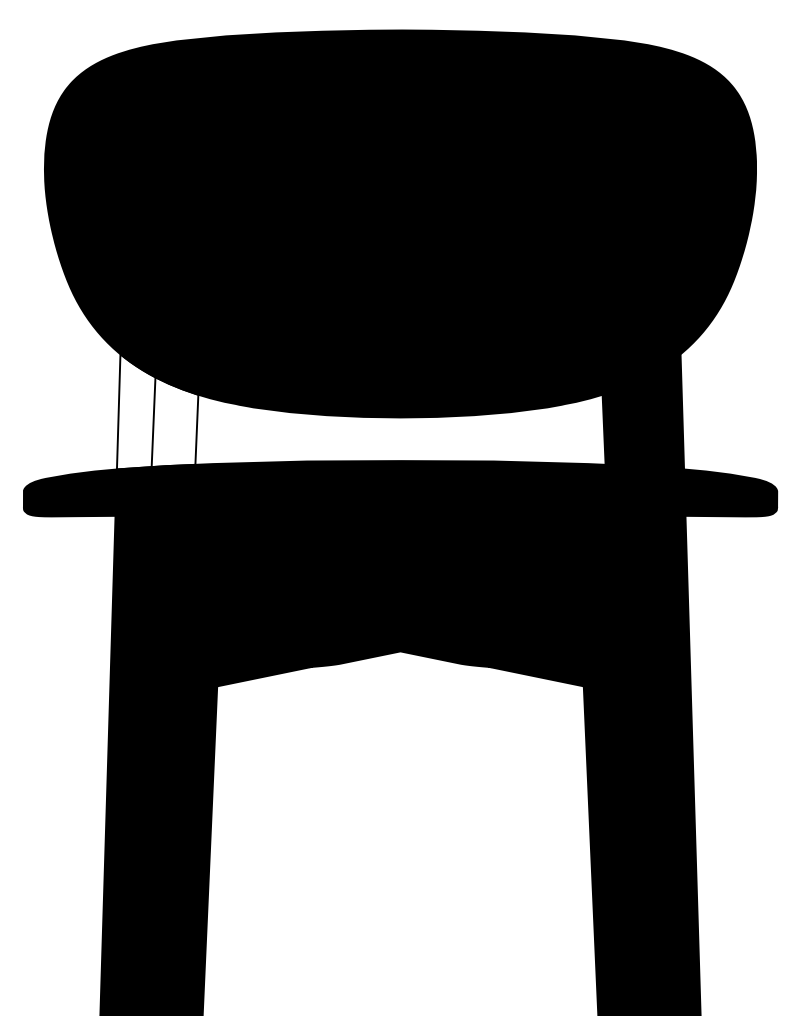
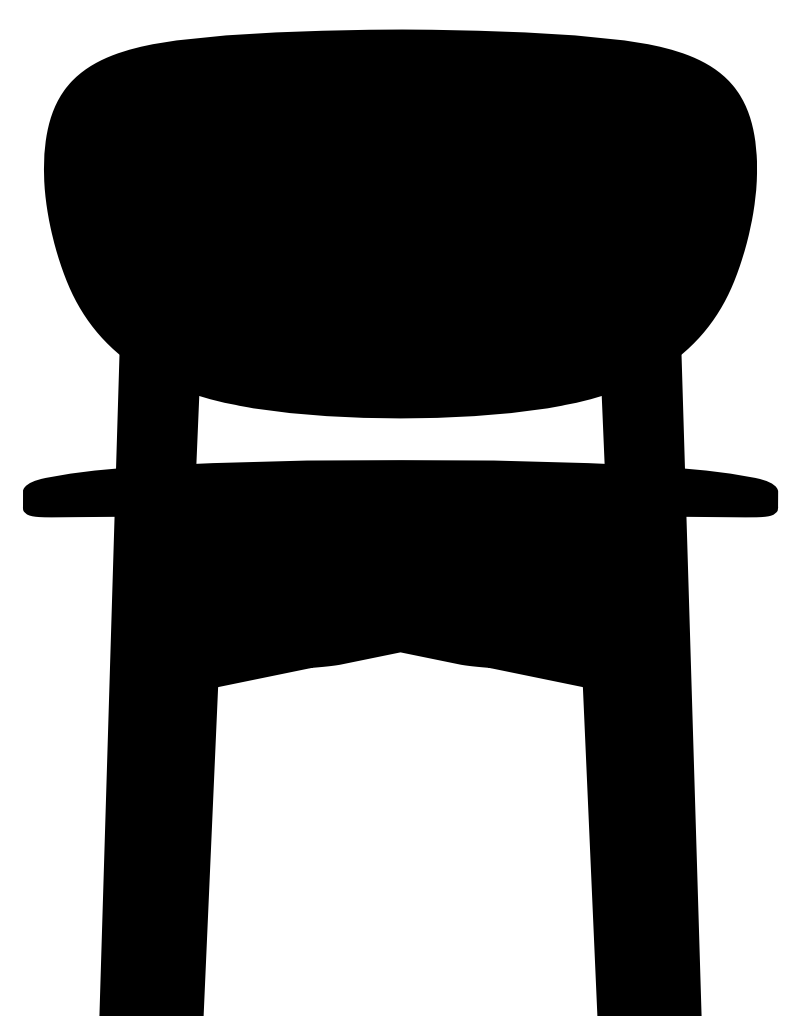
fill: none -> present (157, 411)
